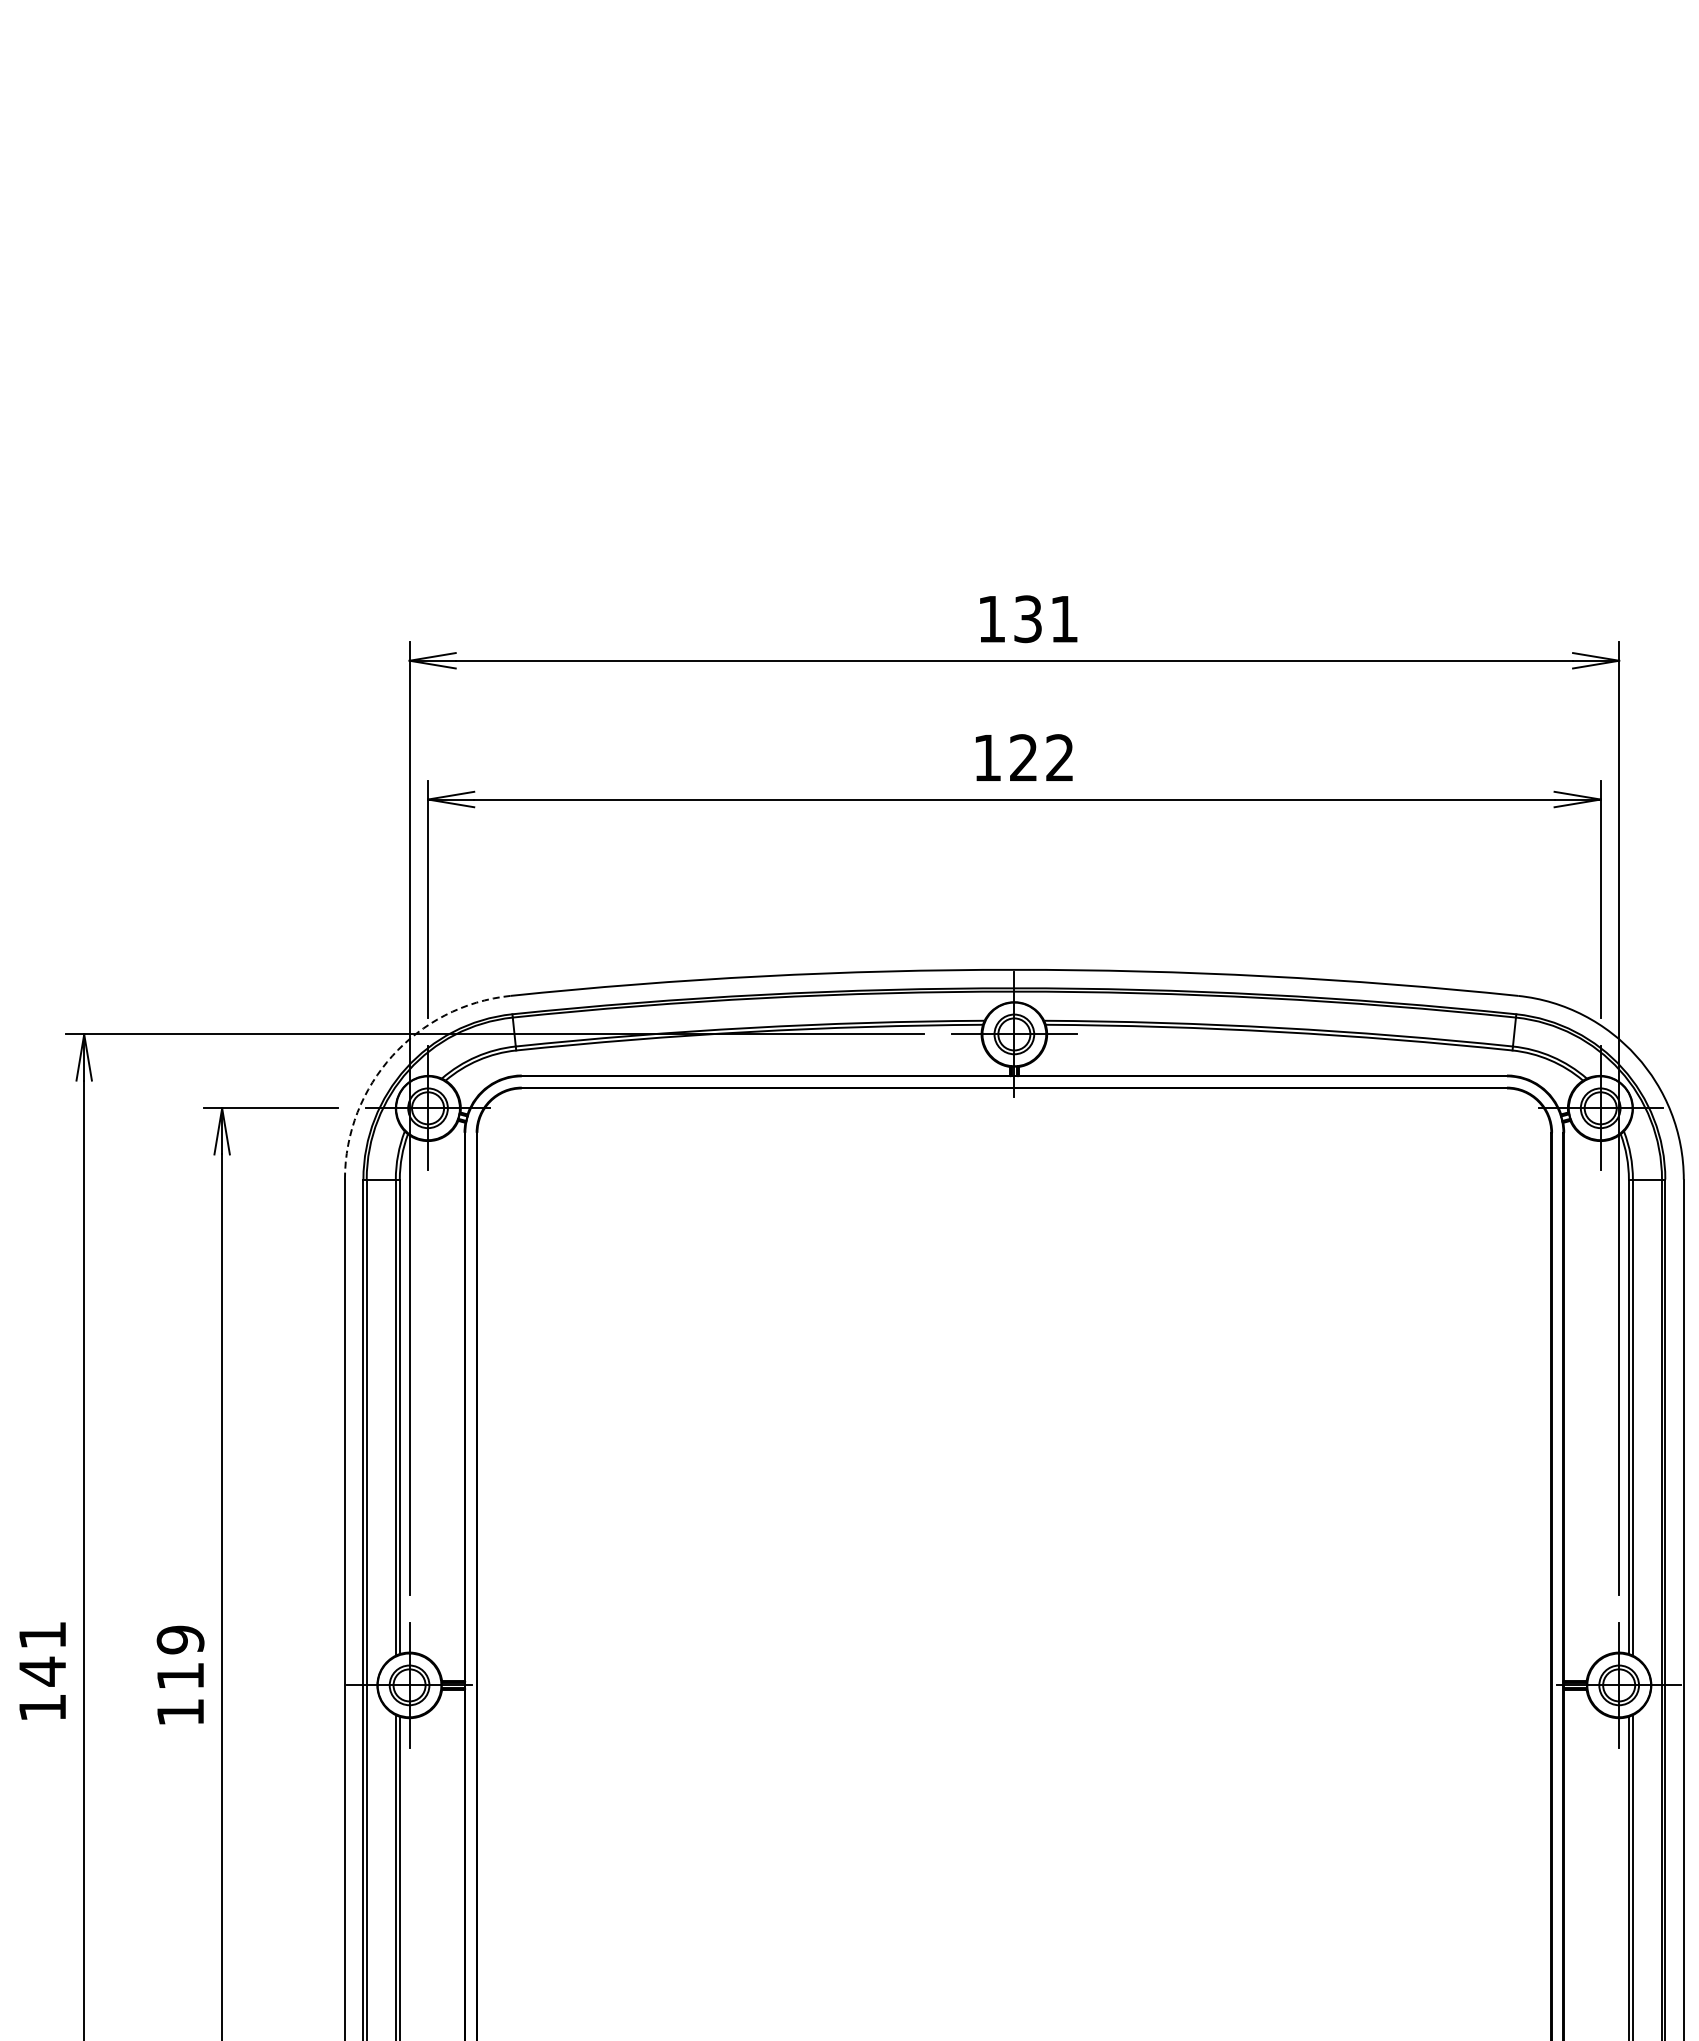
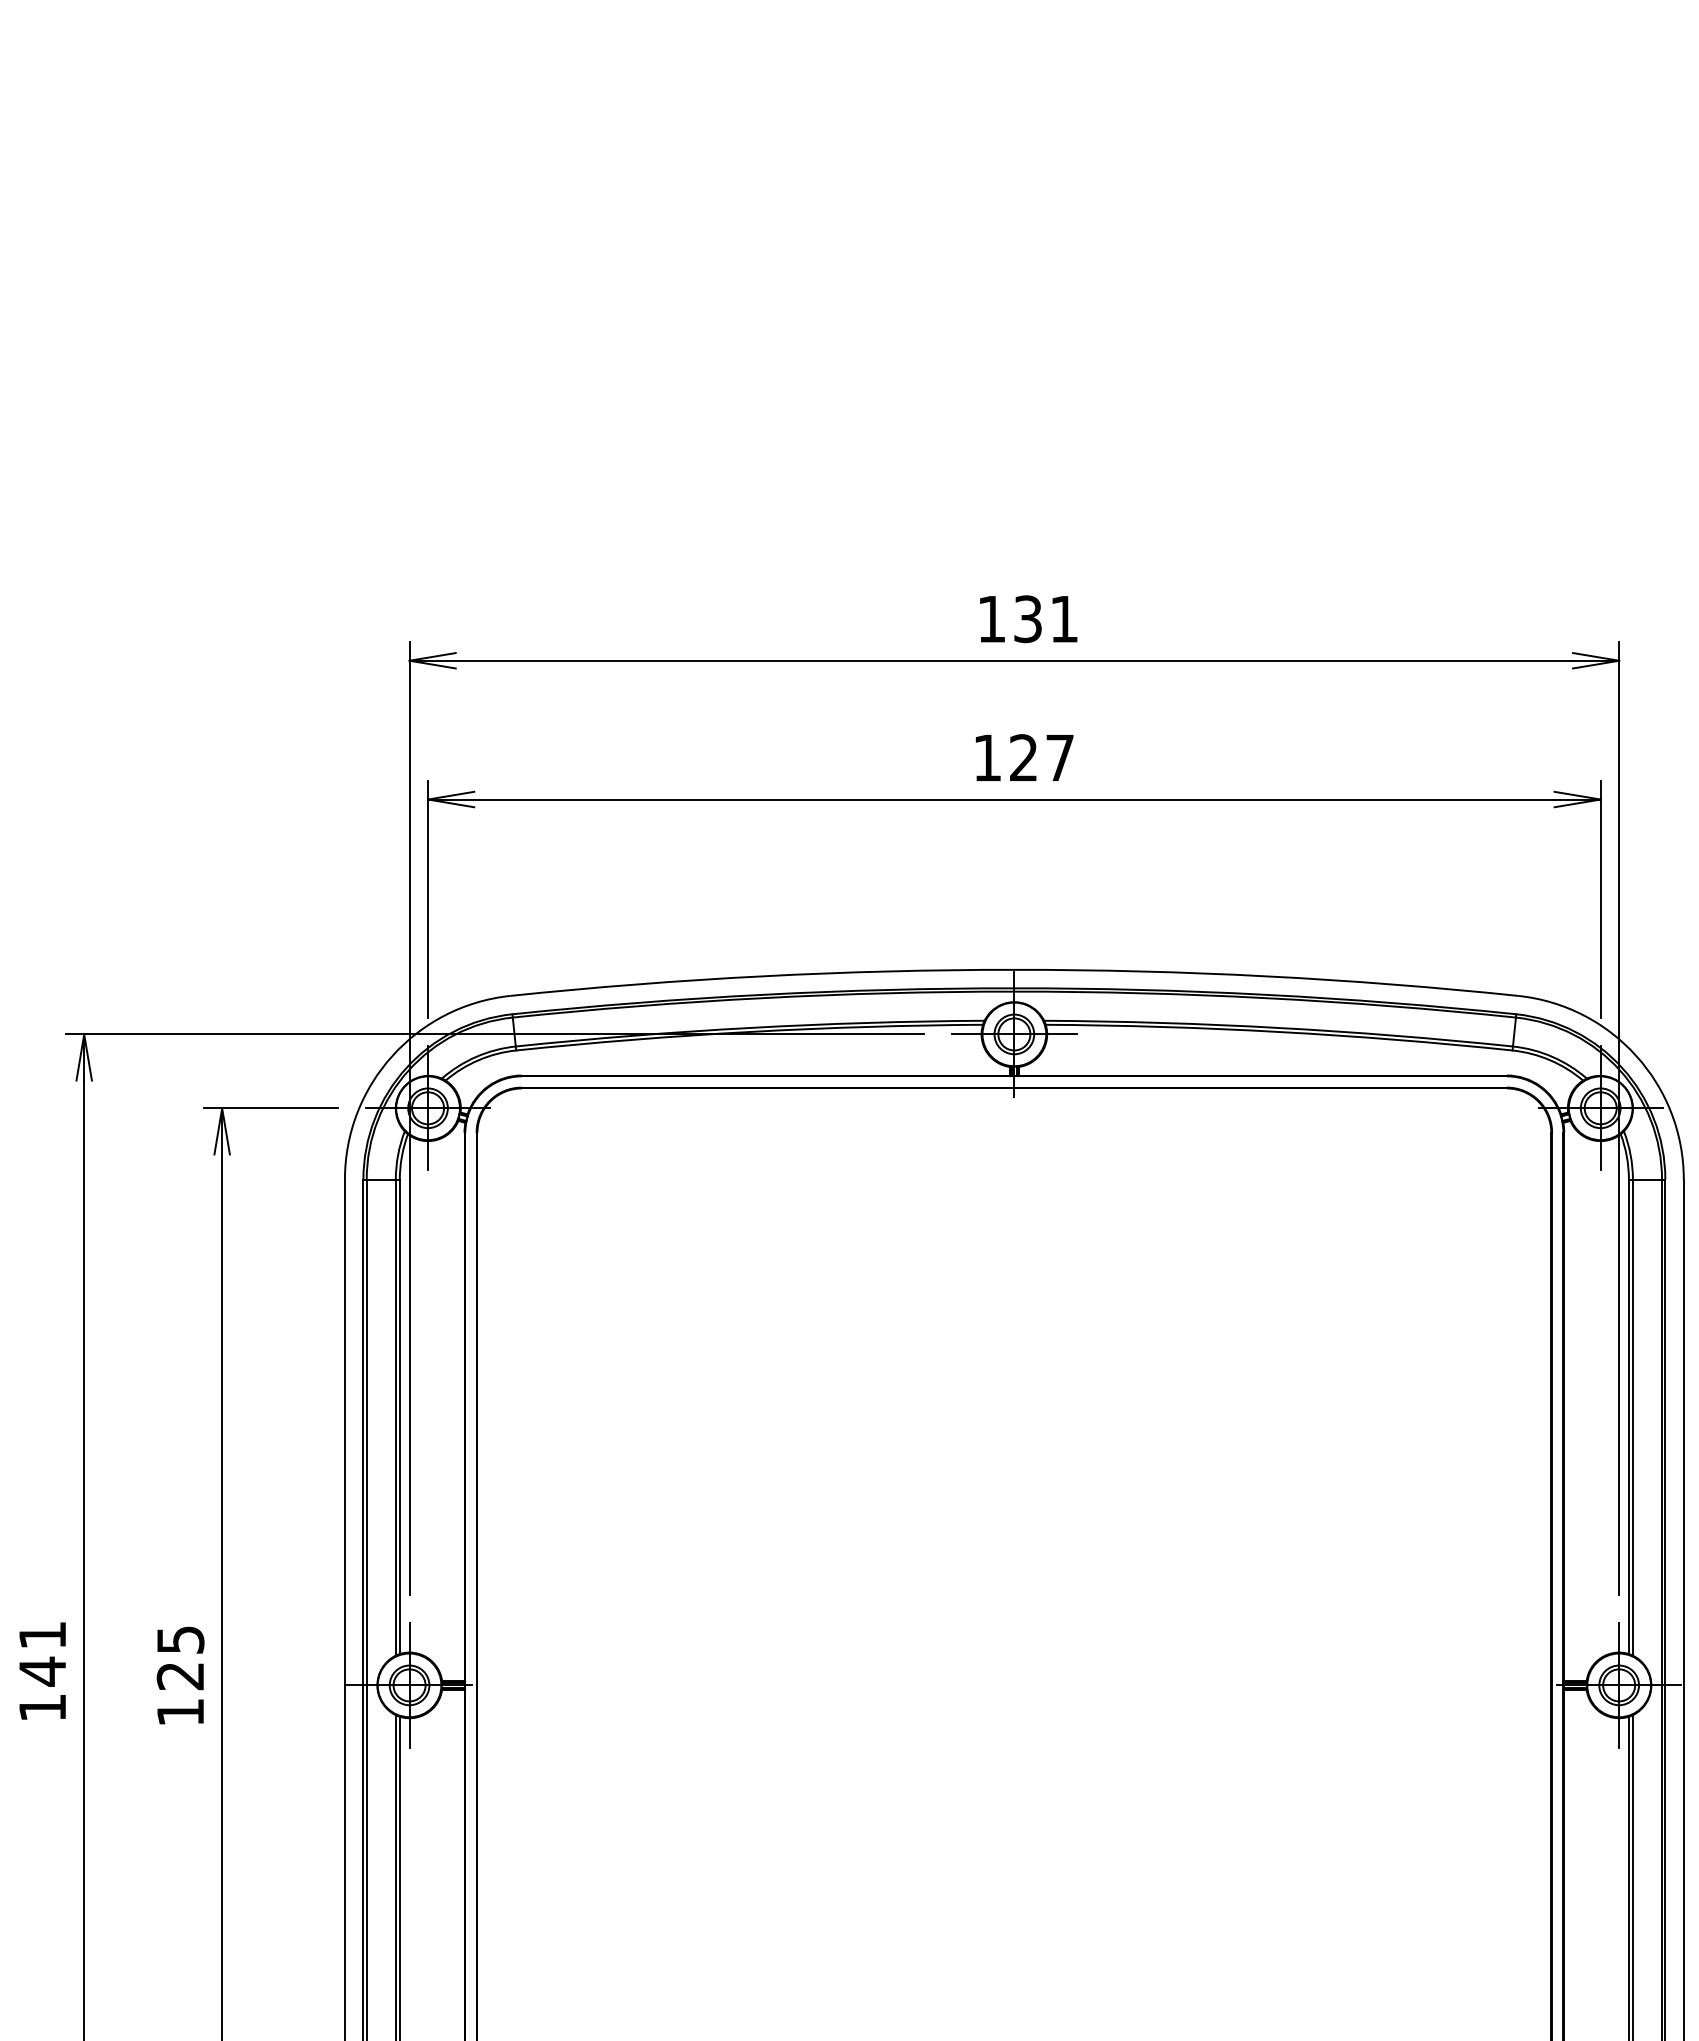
text: 122 -> 127 (1059, 757)
arc: dashed -> solid (392, 1055)
text: 119 -> 125 (180, 1657)
